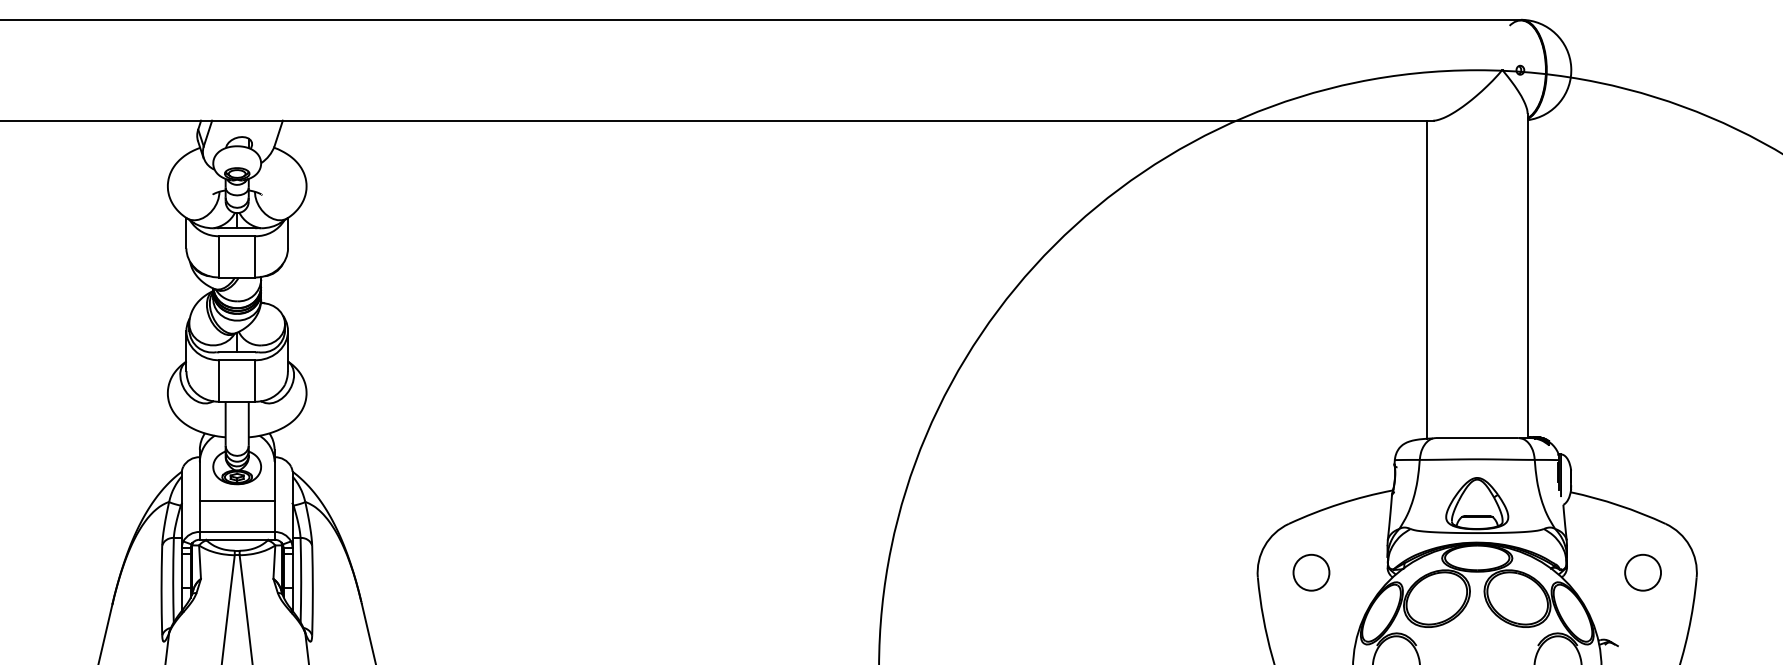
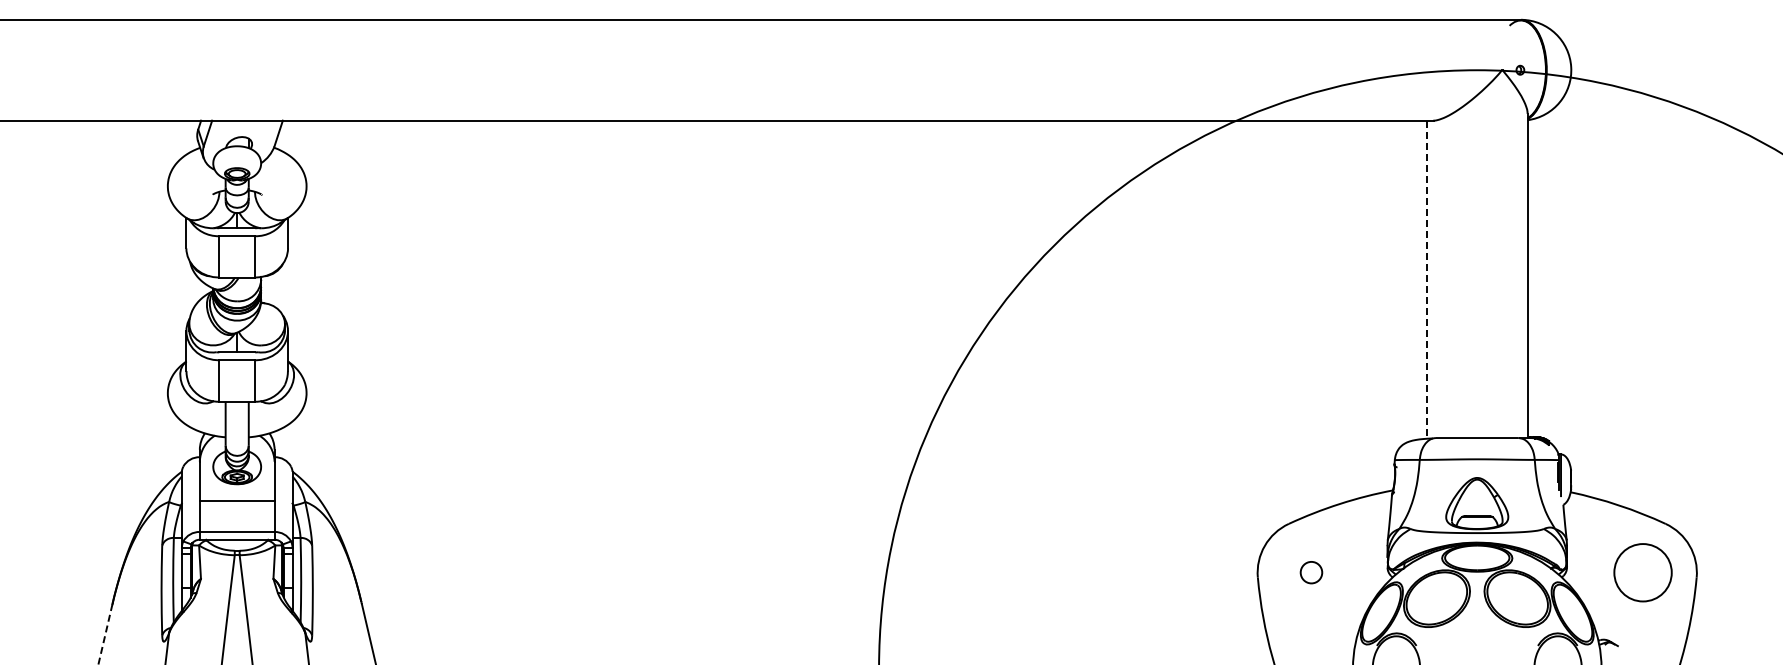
line: solid -> dashed (1426, 280)
circle size: 39x39 px -> 25x24 px (1311, 572)
circle diameter: 36 px -> 57 px (1642, 572)
line: solid -> dashed (105, 634)
